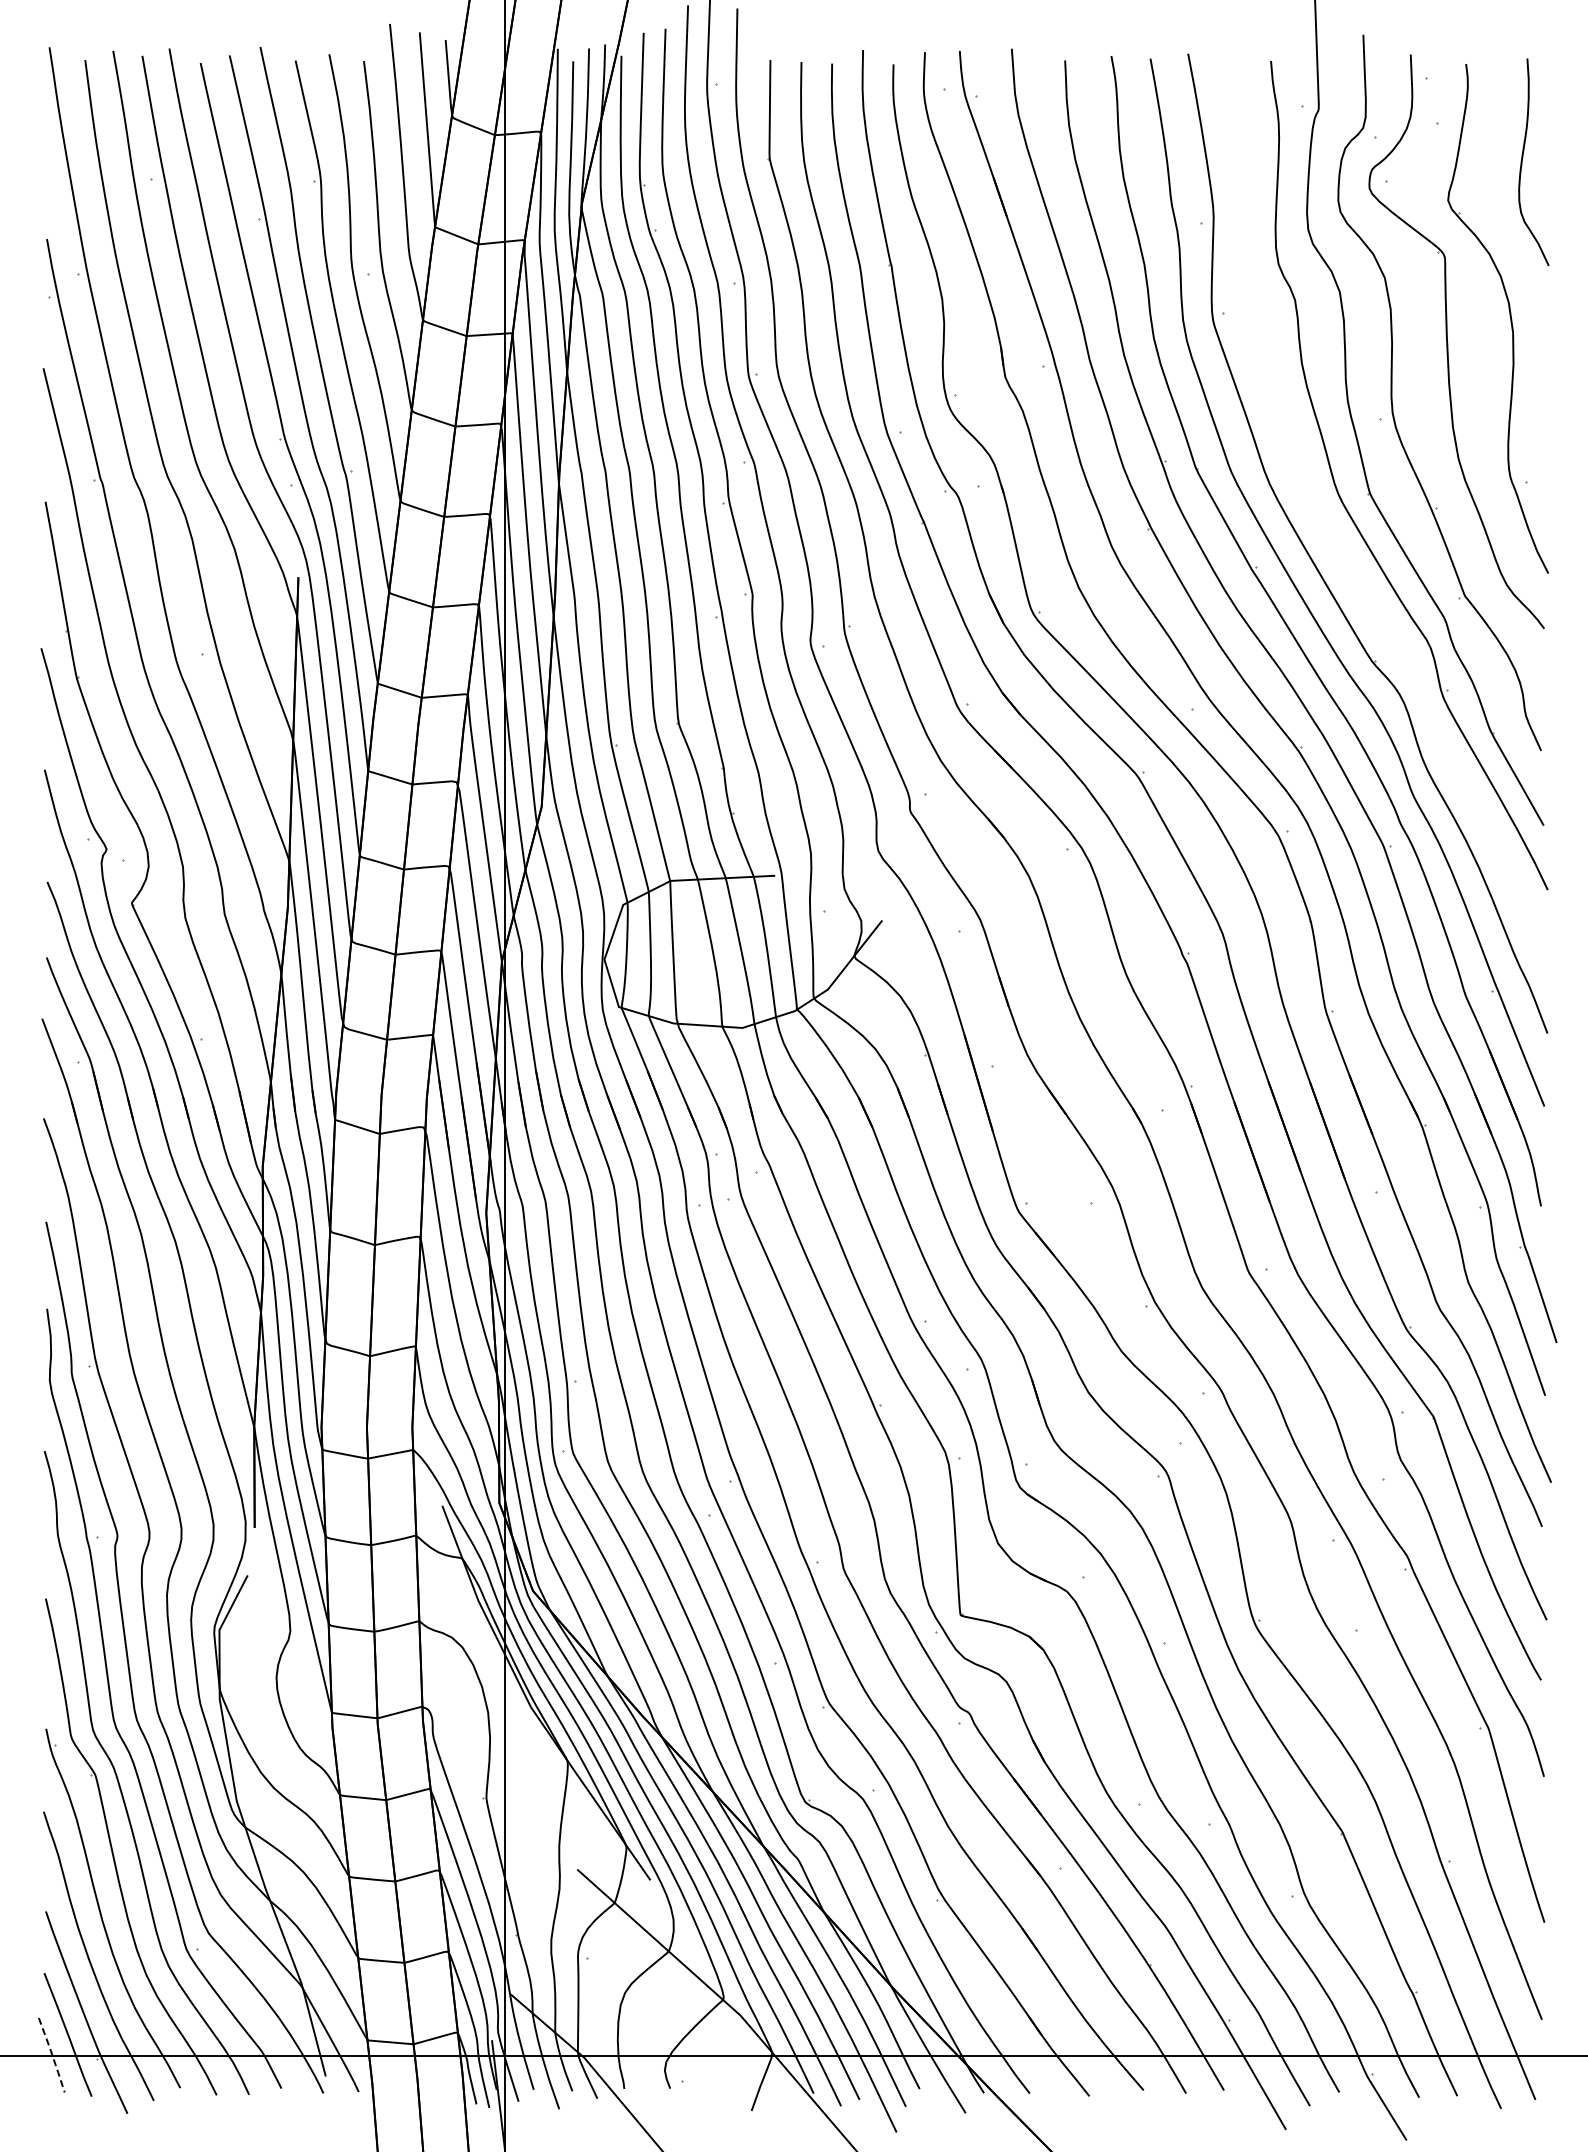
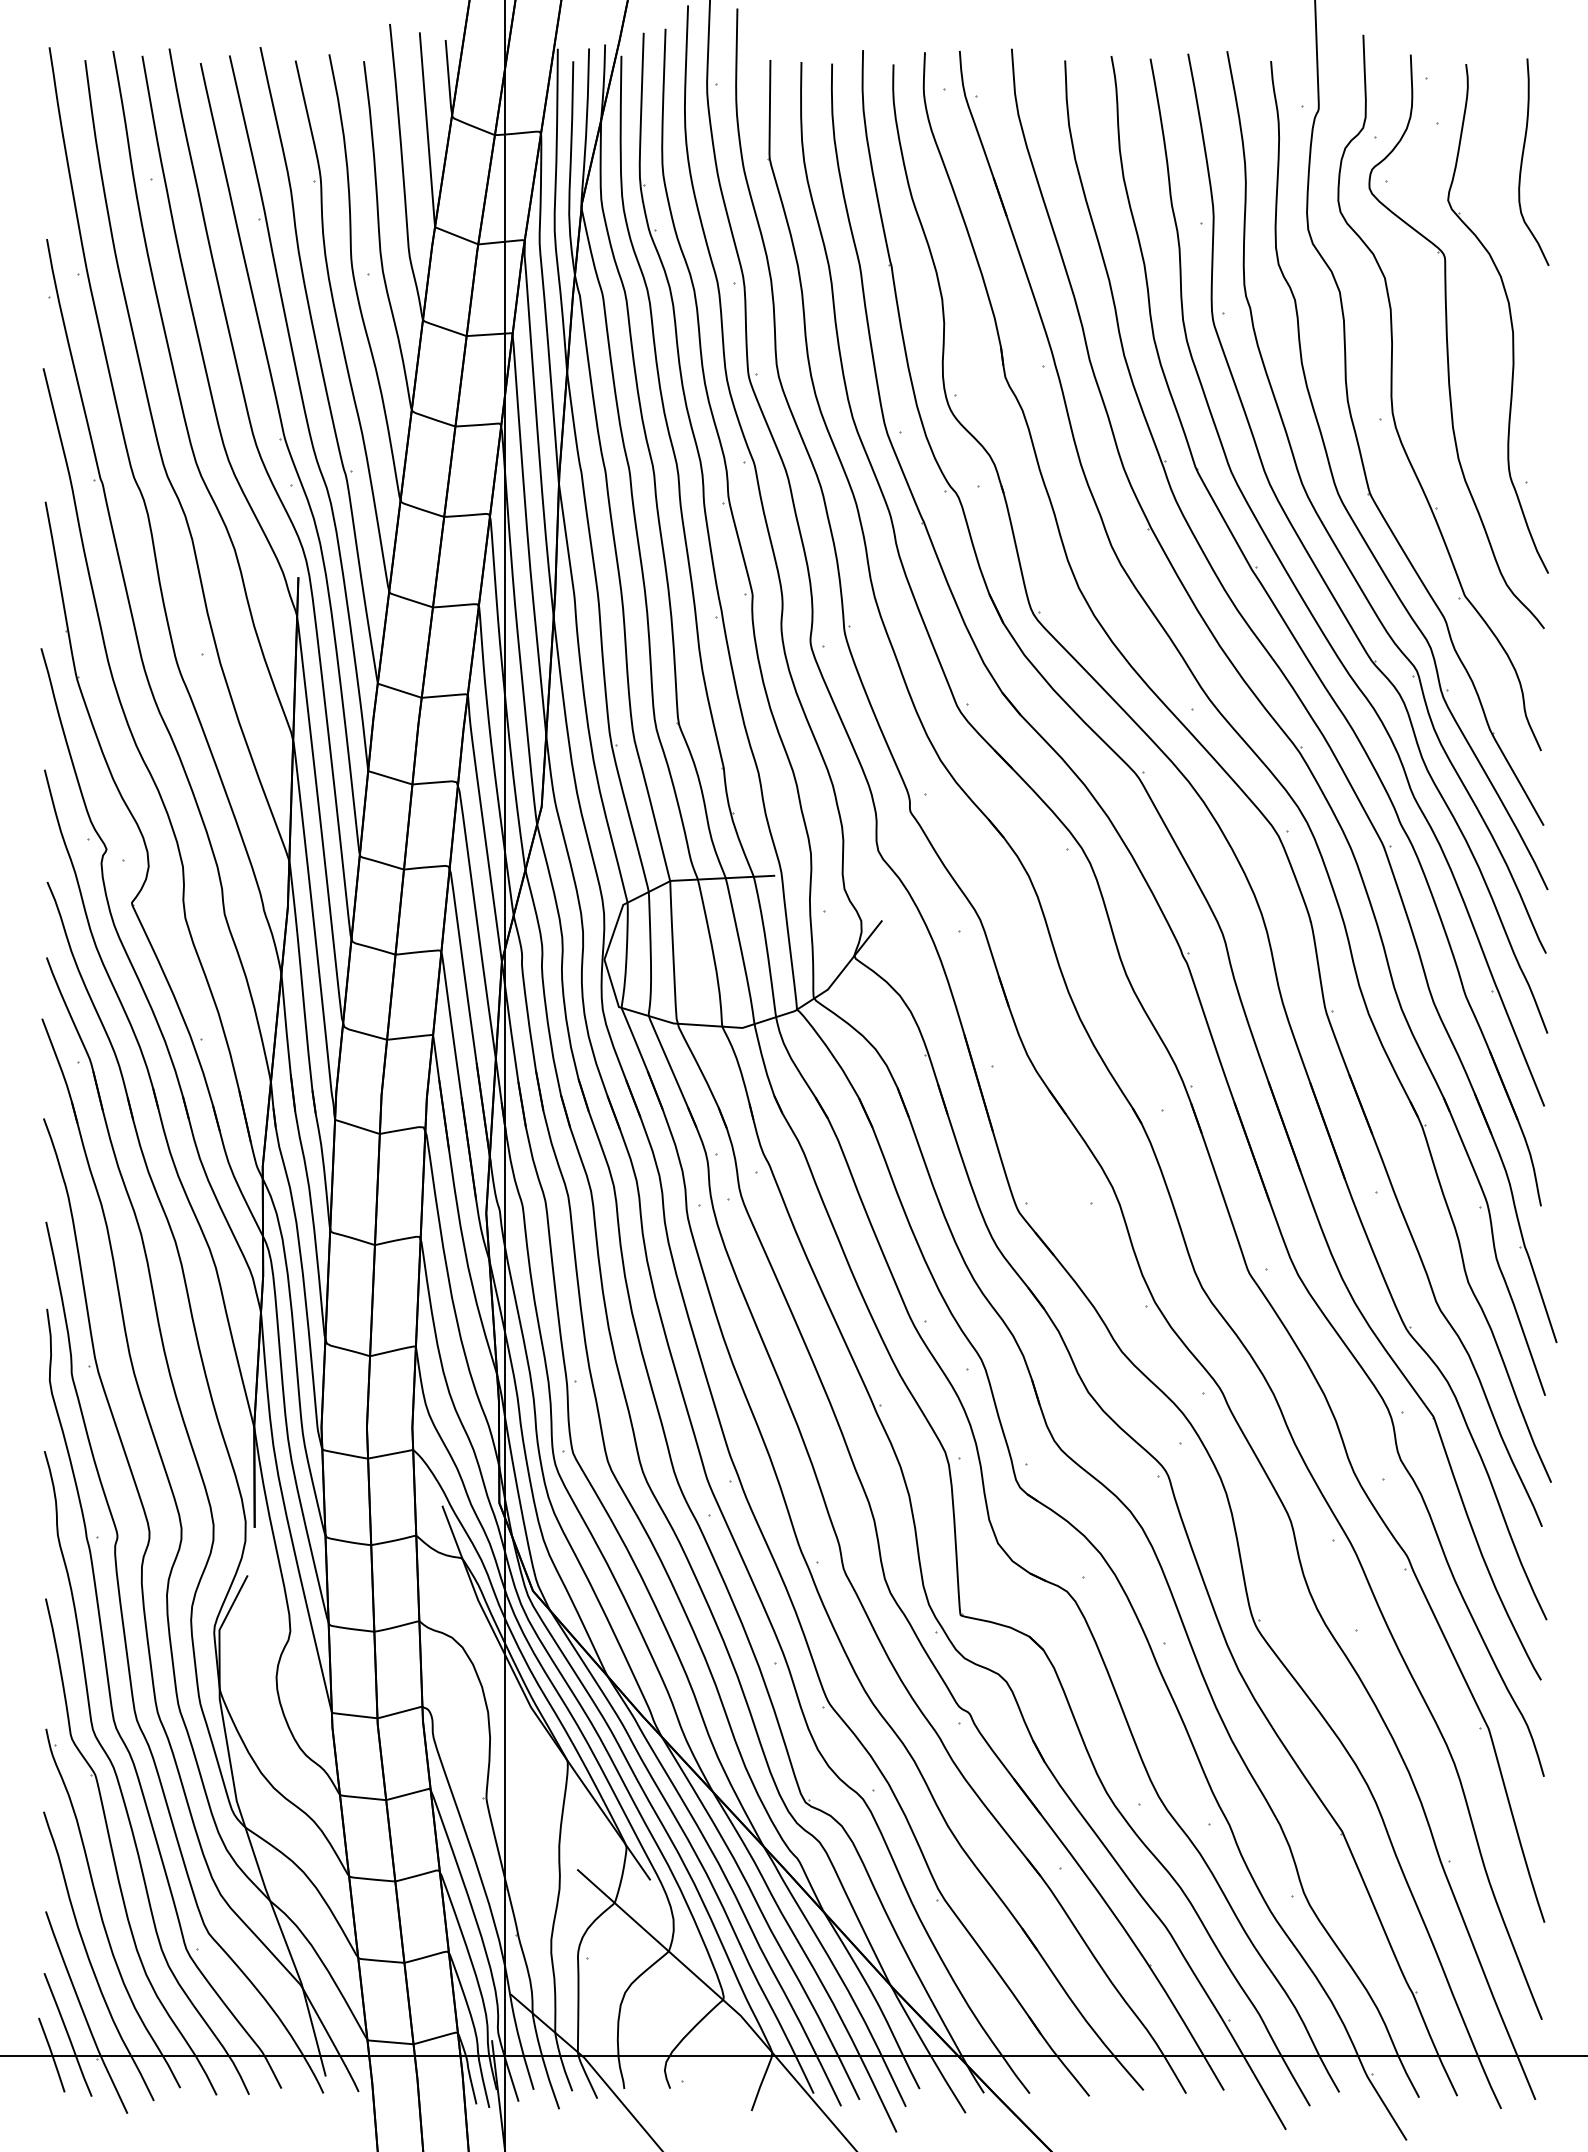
part: none -> present (1331, 536)
line: dashed -> solid (52, 2055)
